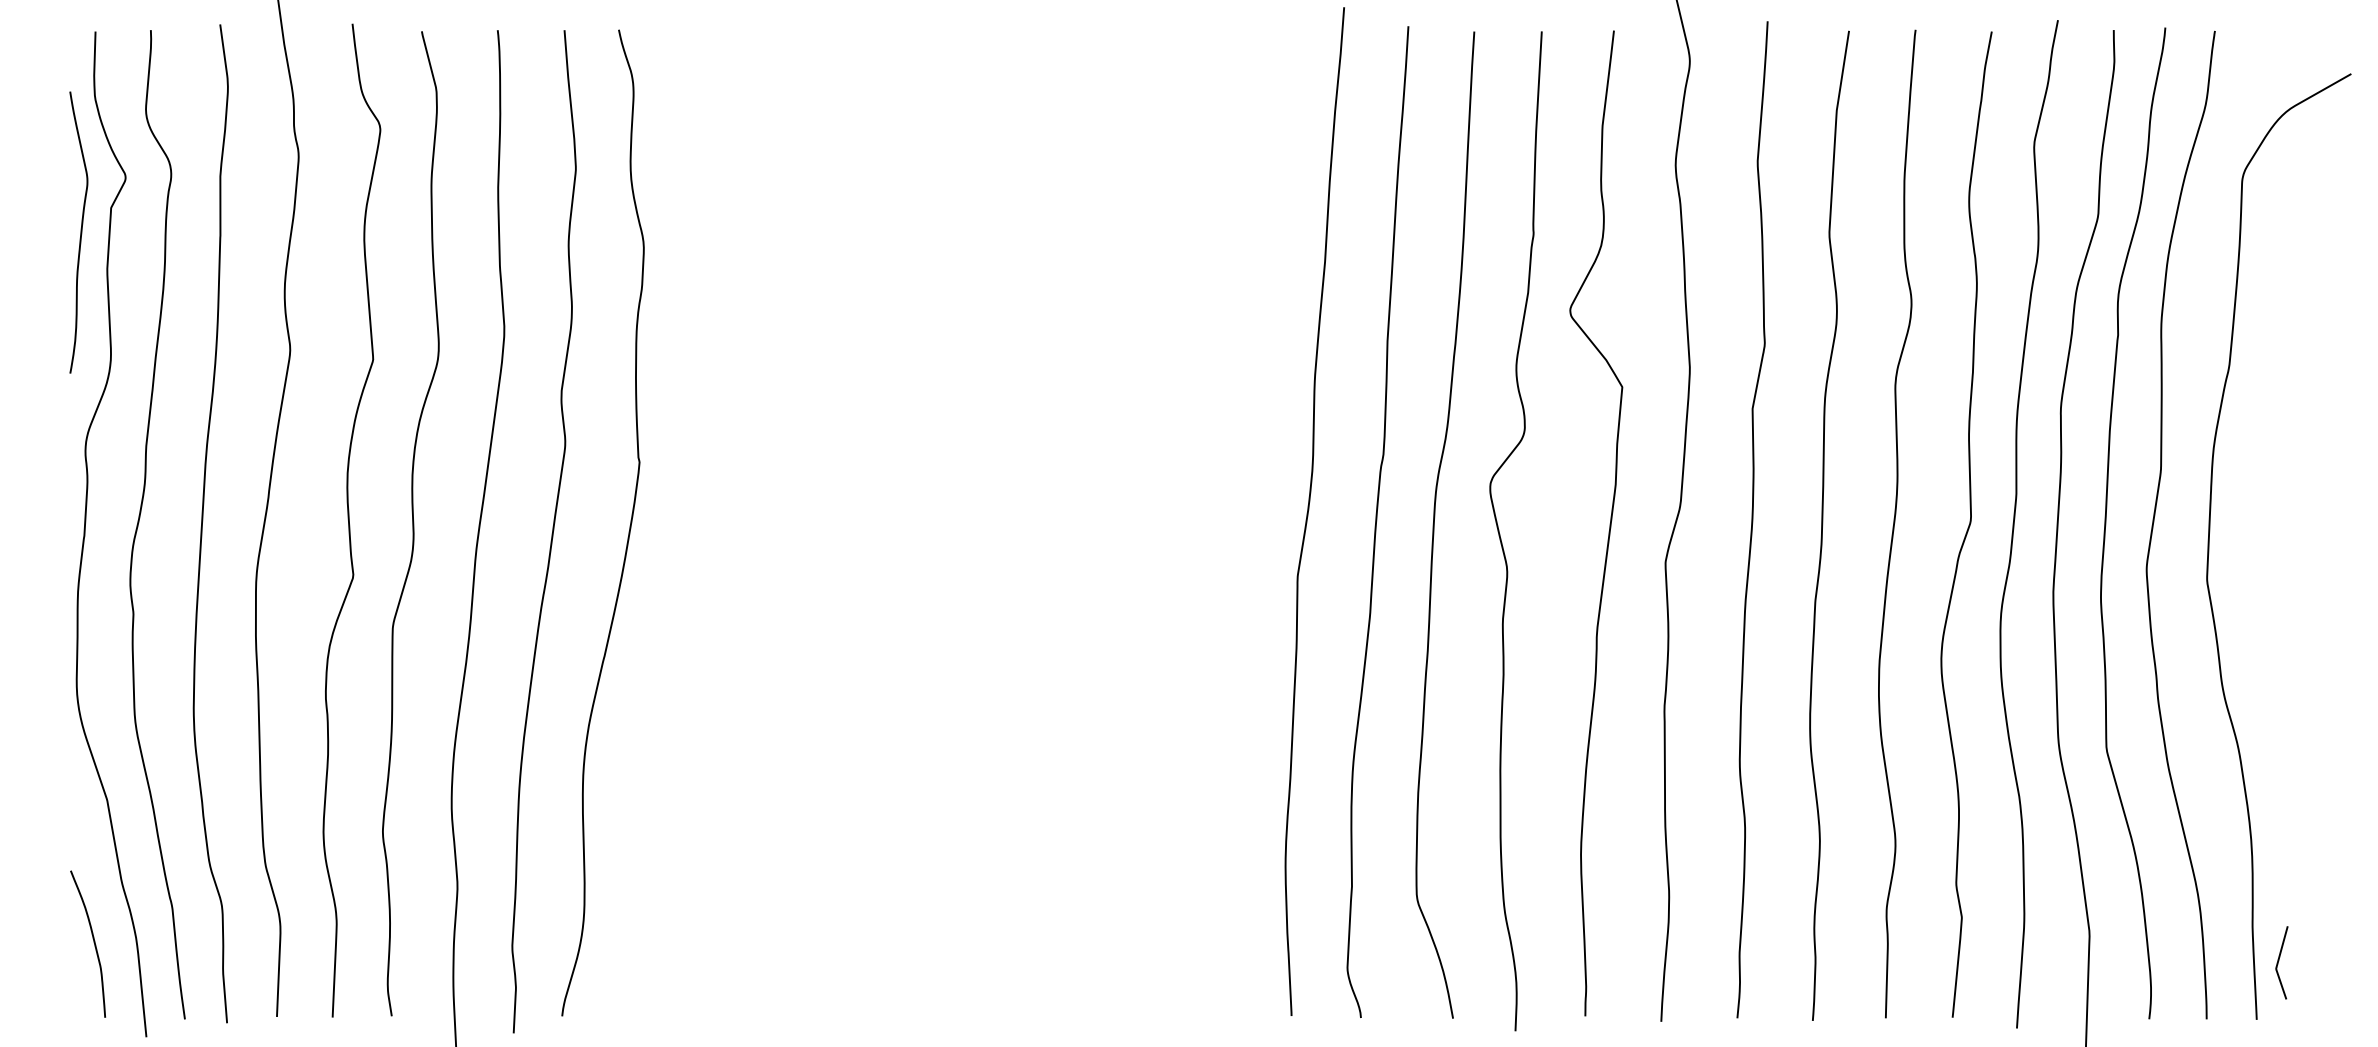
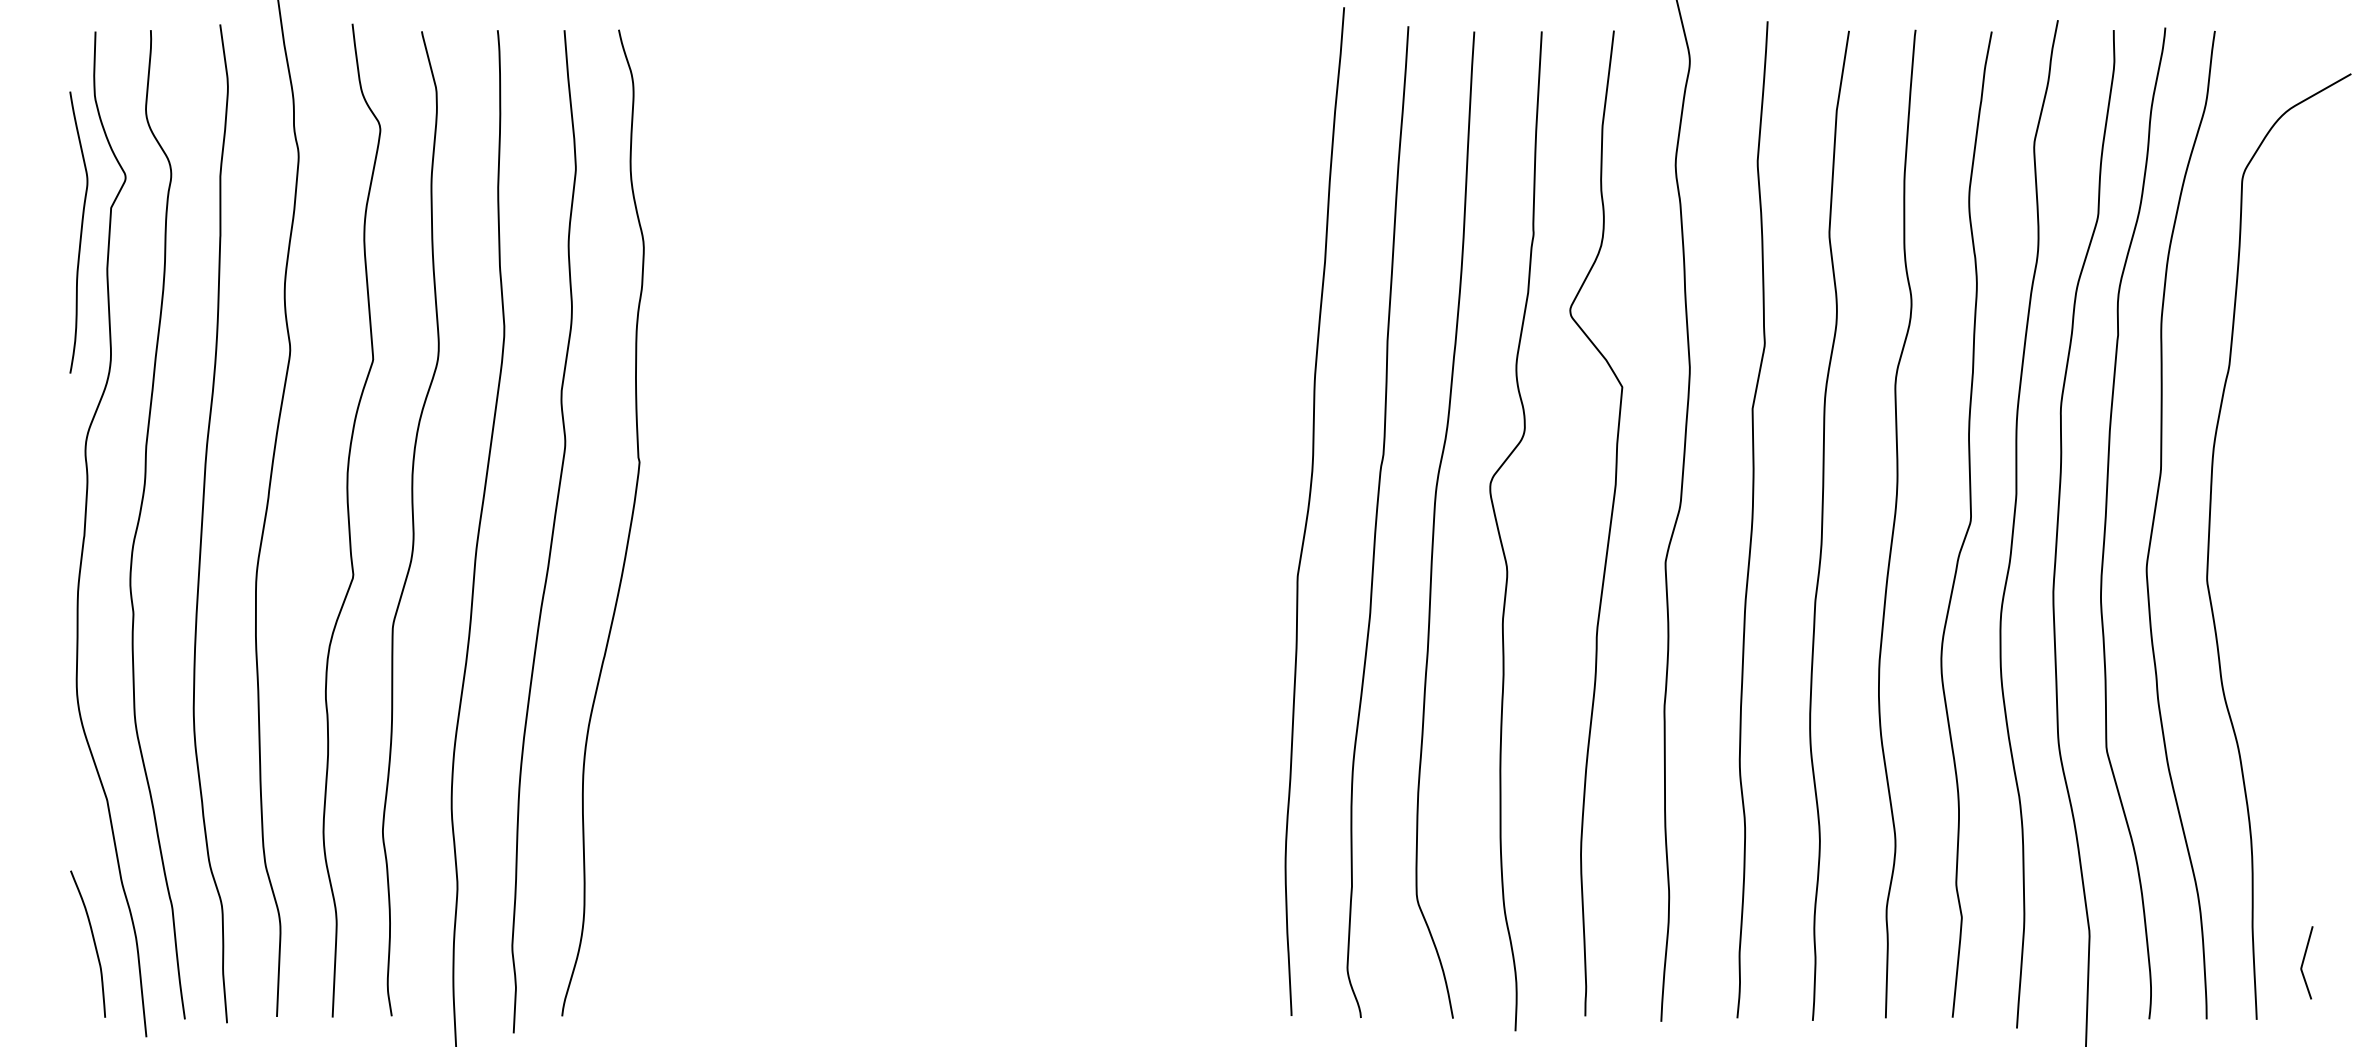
curve position: (2279, 961) -> (2304, 961) (2304, 961)
